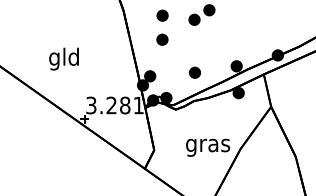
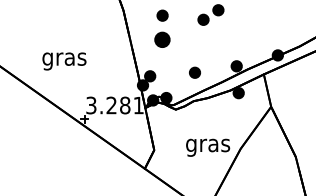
part position: (201, 14) -> (210, 14) (210, 14)
part size: 13x13 px -> 17x17 px (162, 39)
text: gld -> gras (64, 58)
